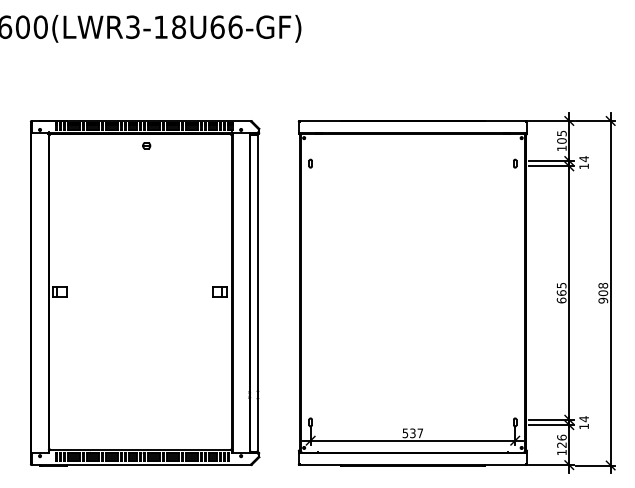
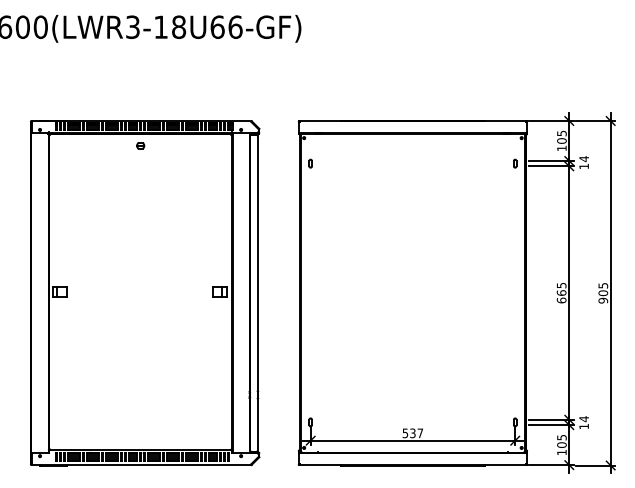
part position: (146, 145) -> (140, 145) (140, 145)
text: 908 -> 905 (603, 285)
text: 126 -> 105 (561, 440)
